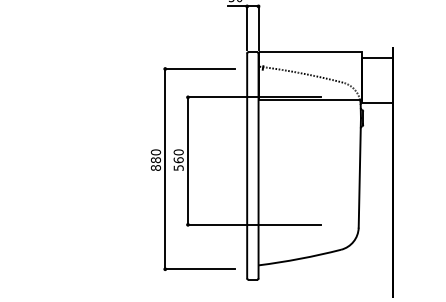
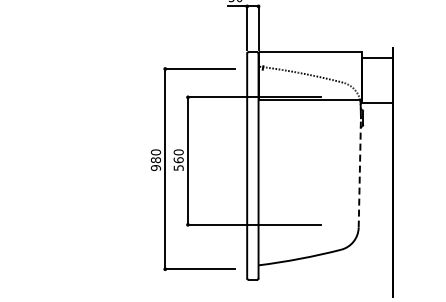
text: 880 -> 980 (155, 167)
line: solid -> dashed (359, 172)
